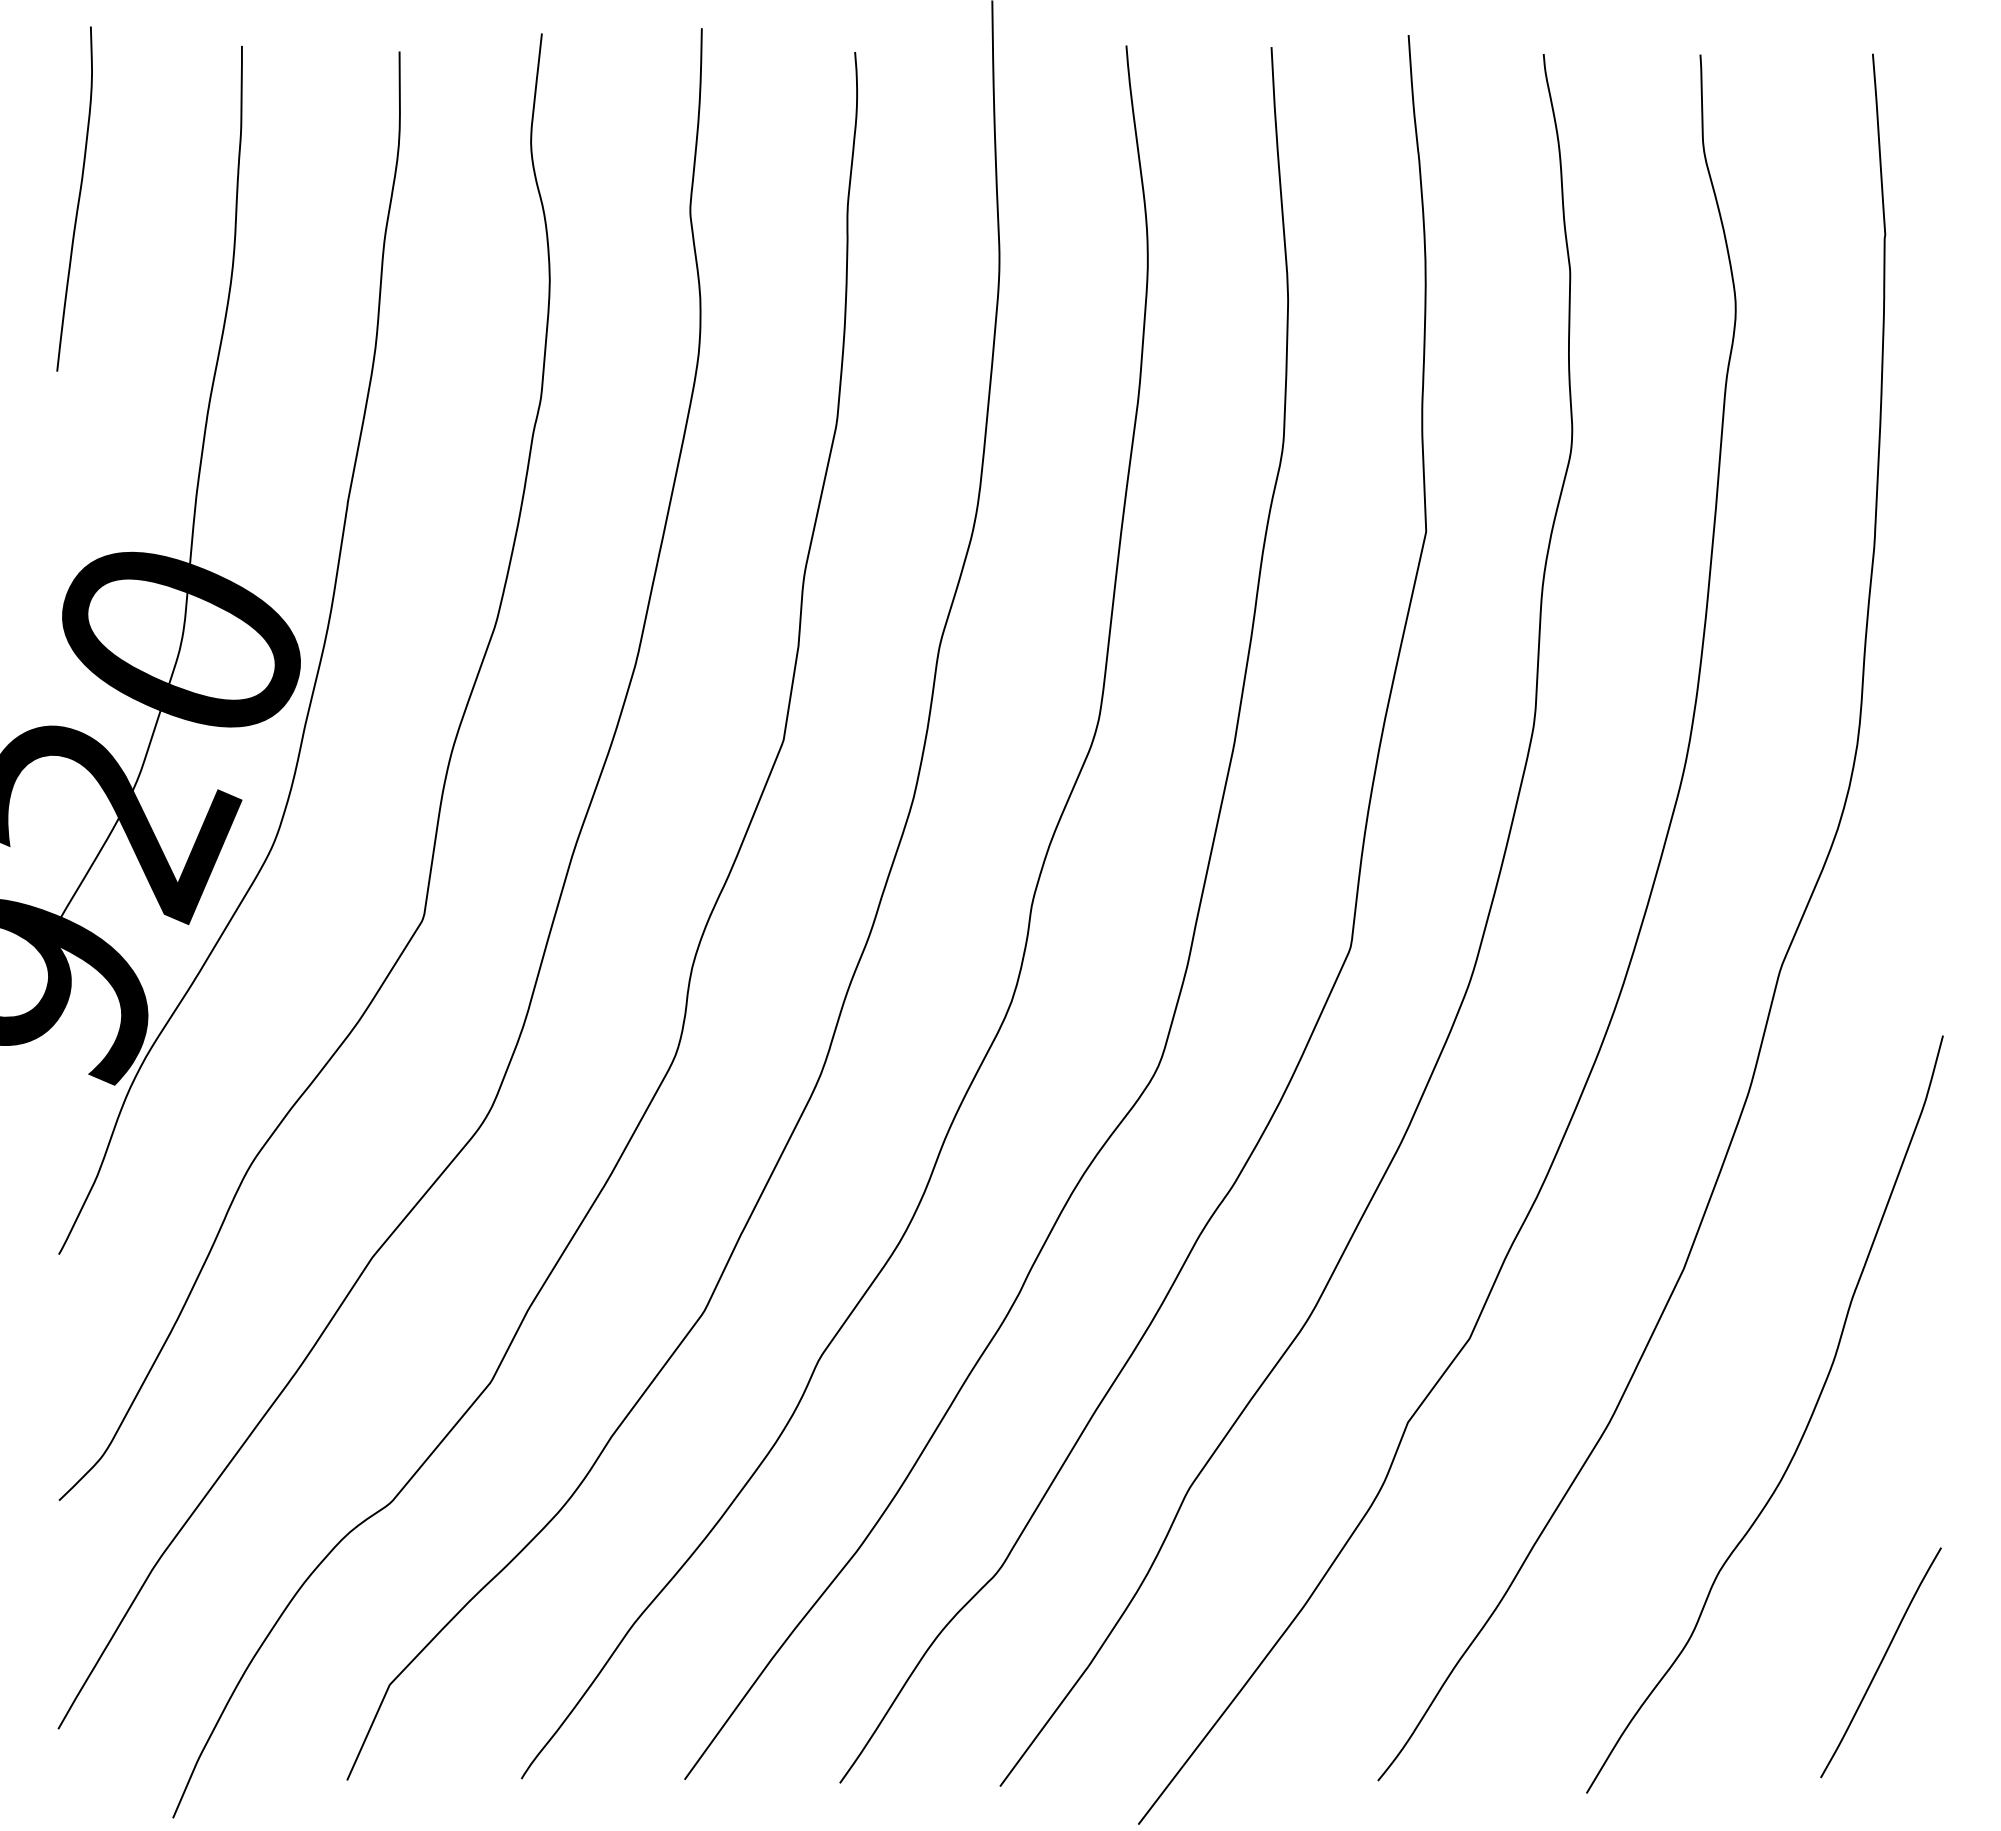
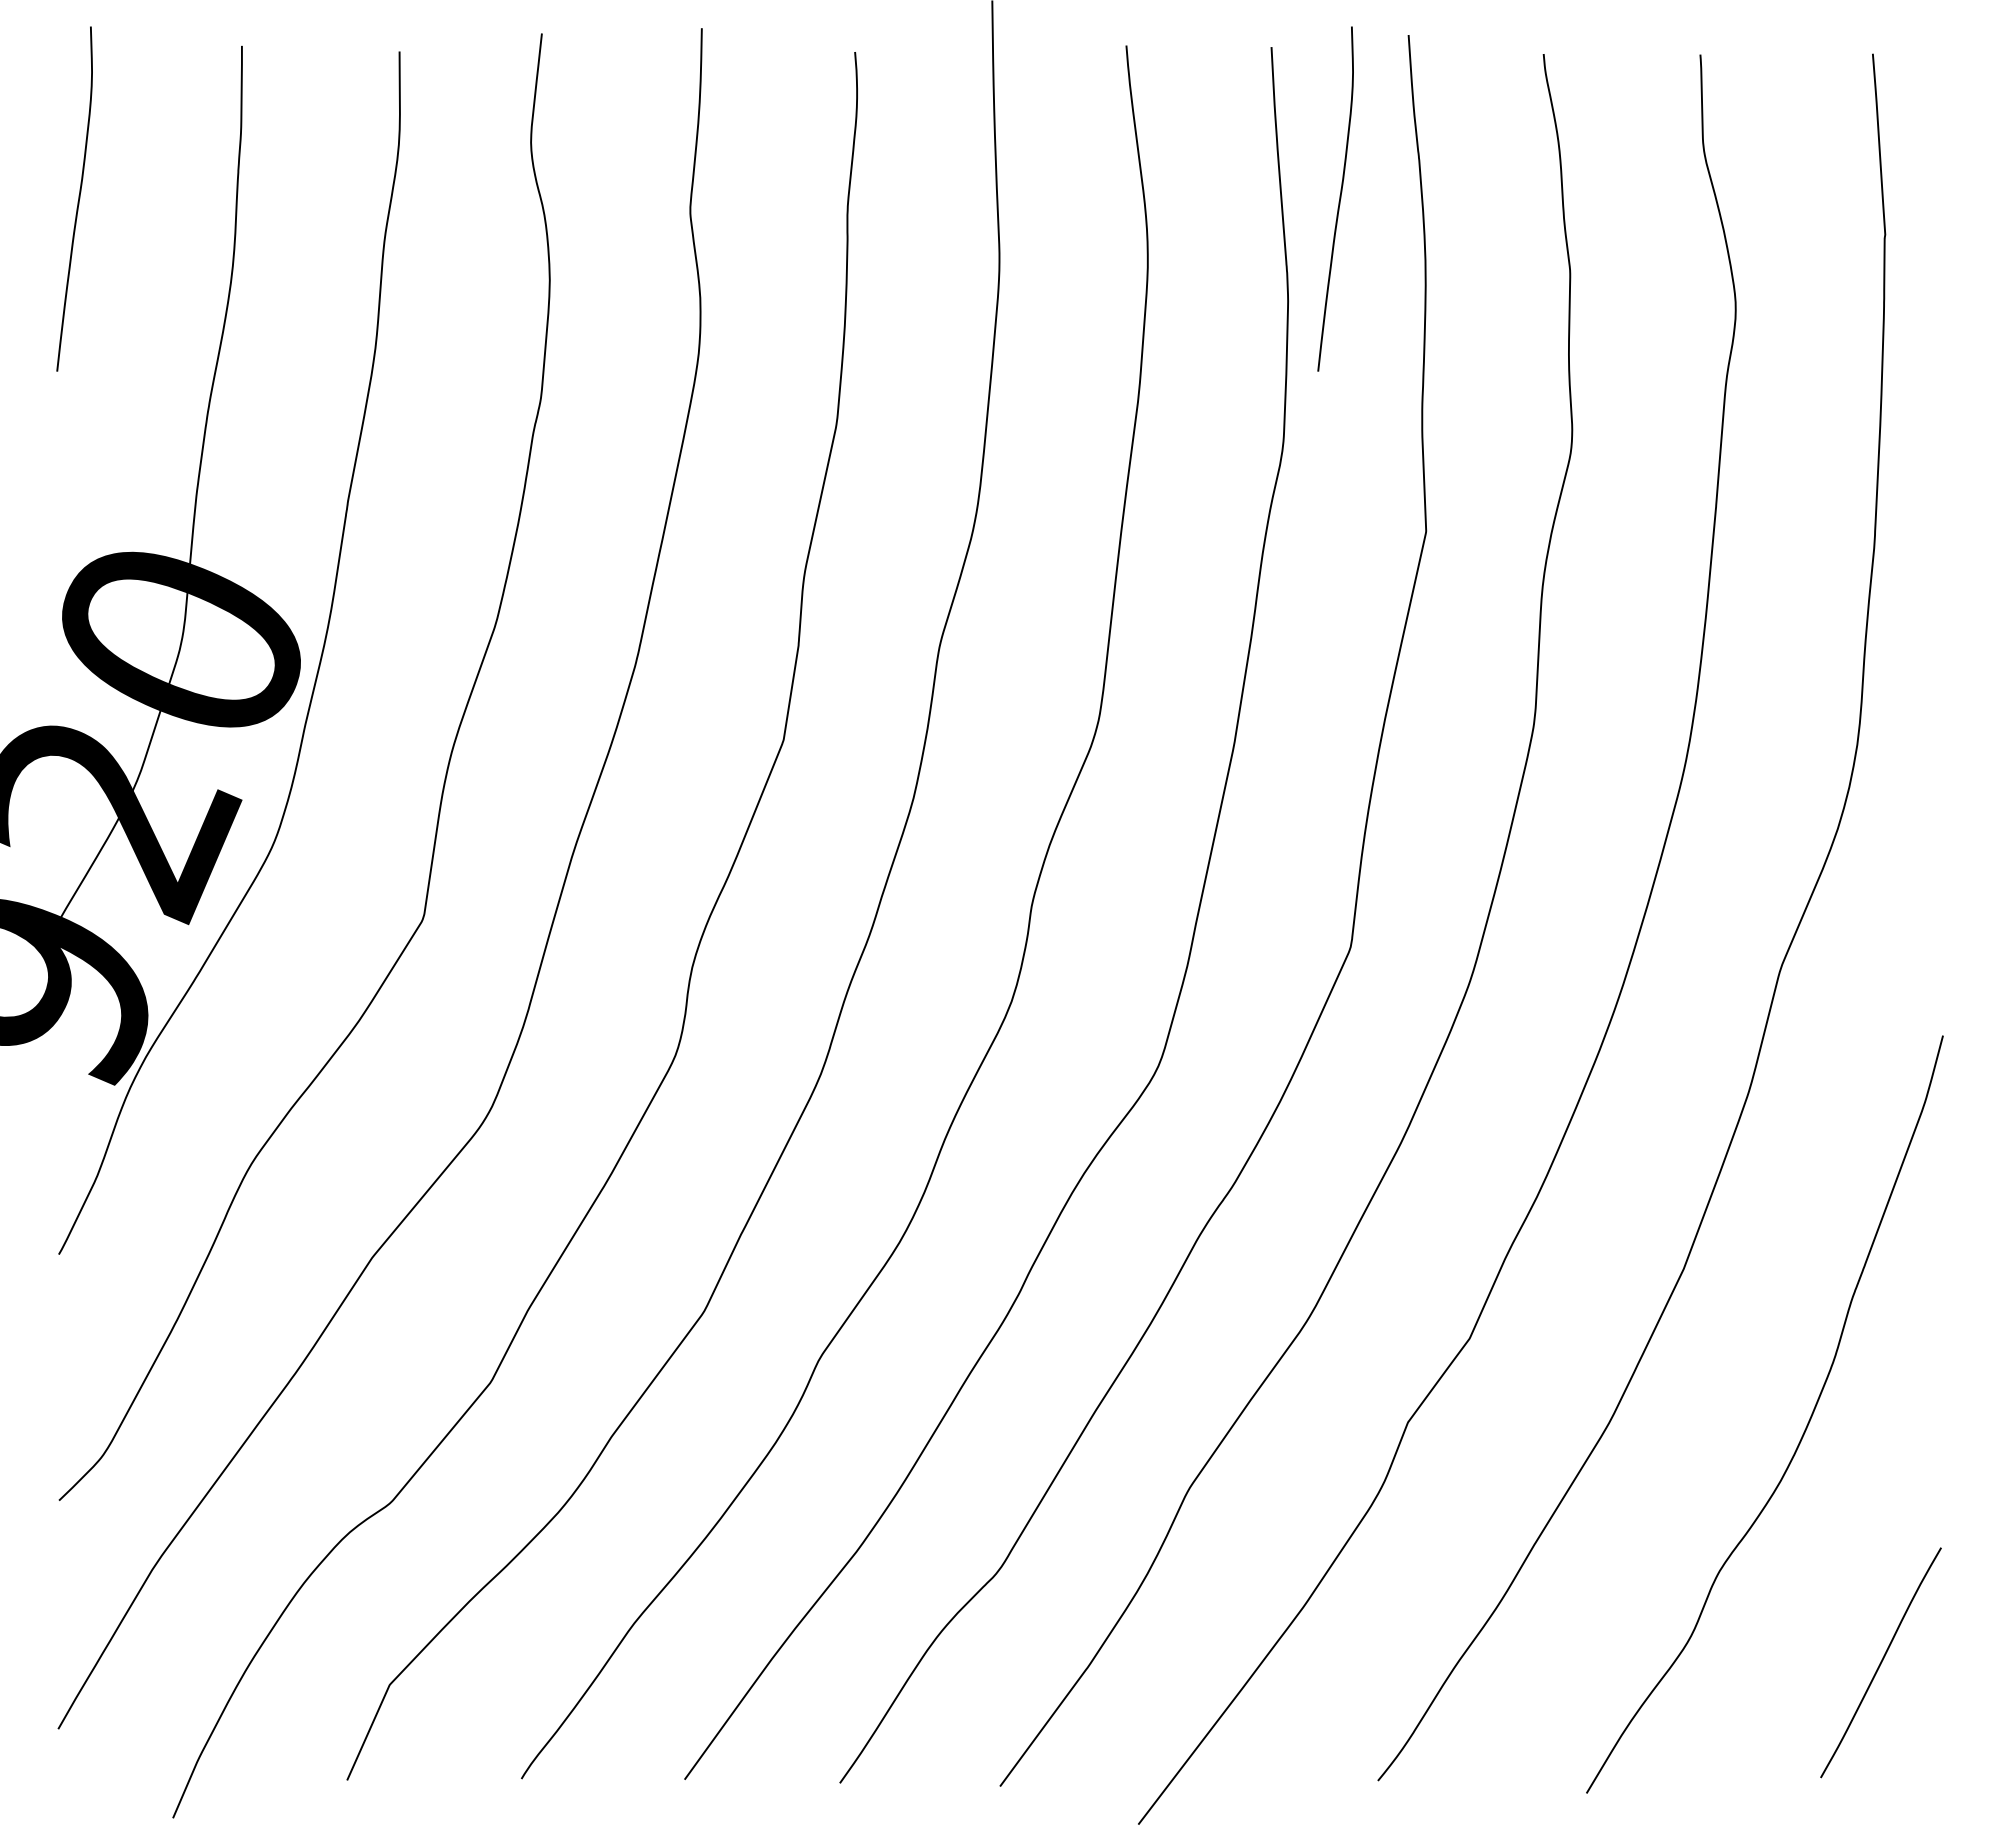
curve: none -> present (1339, 198)
